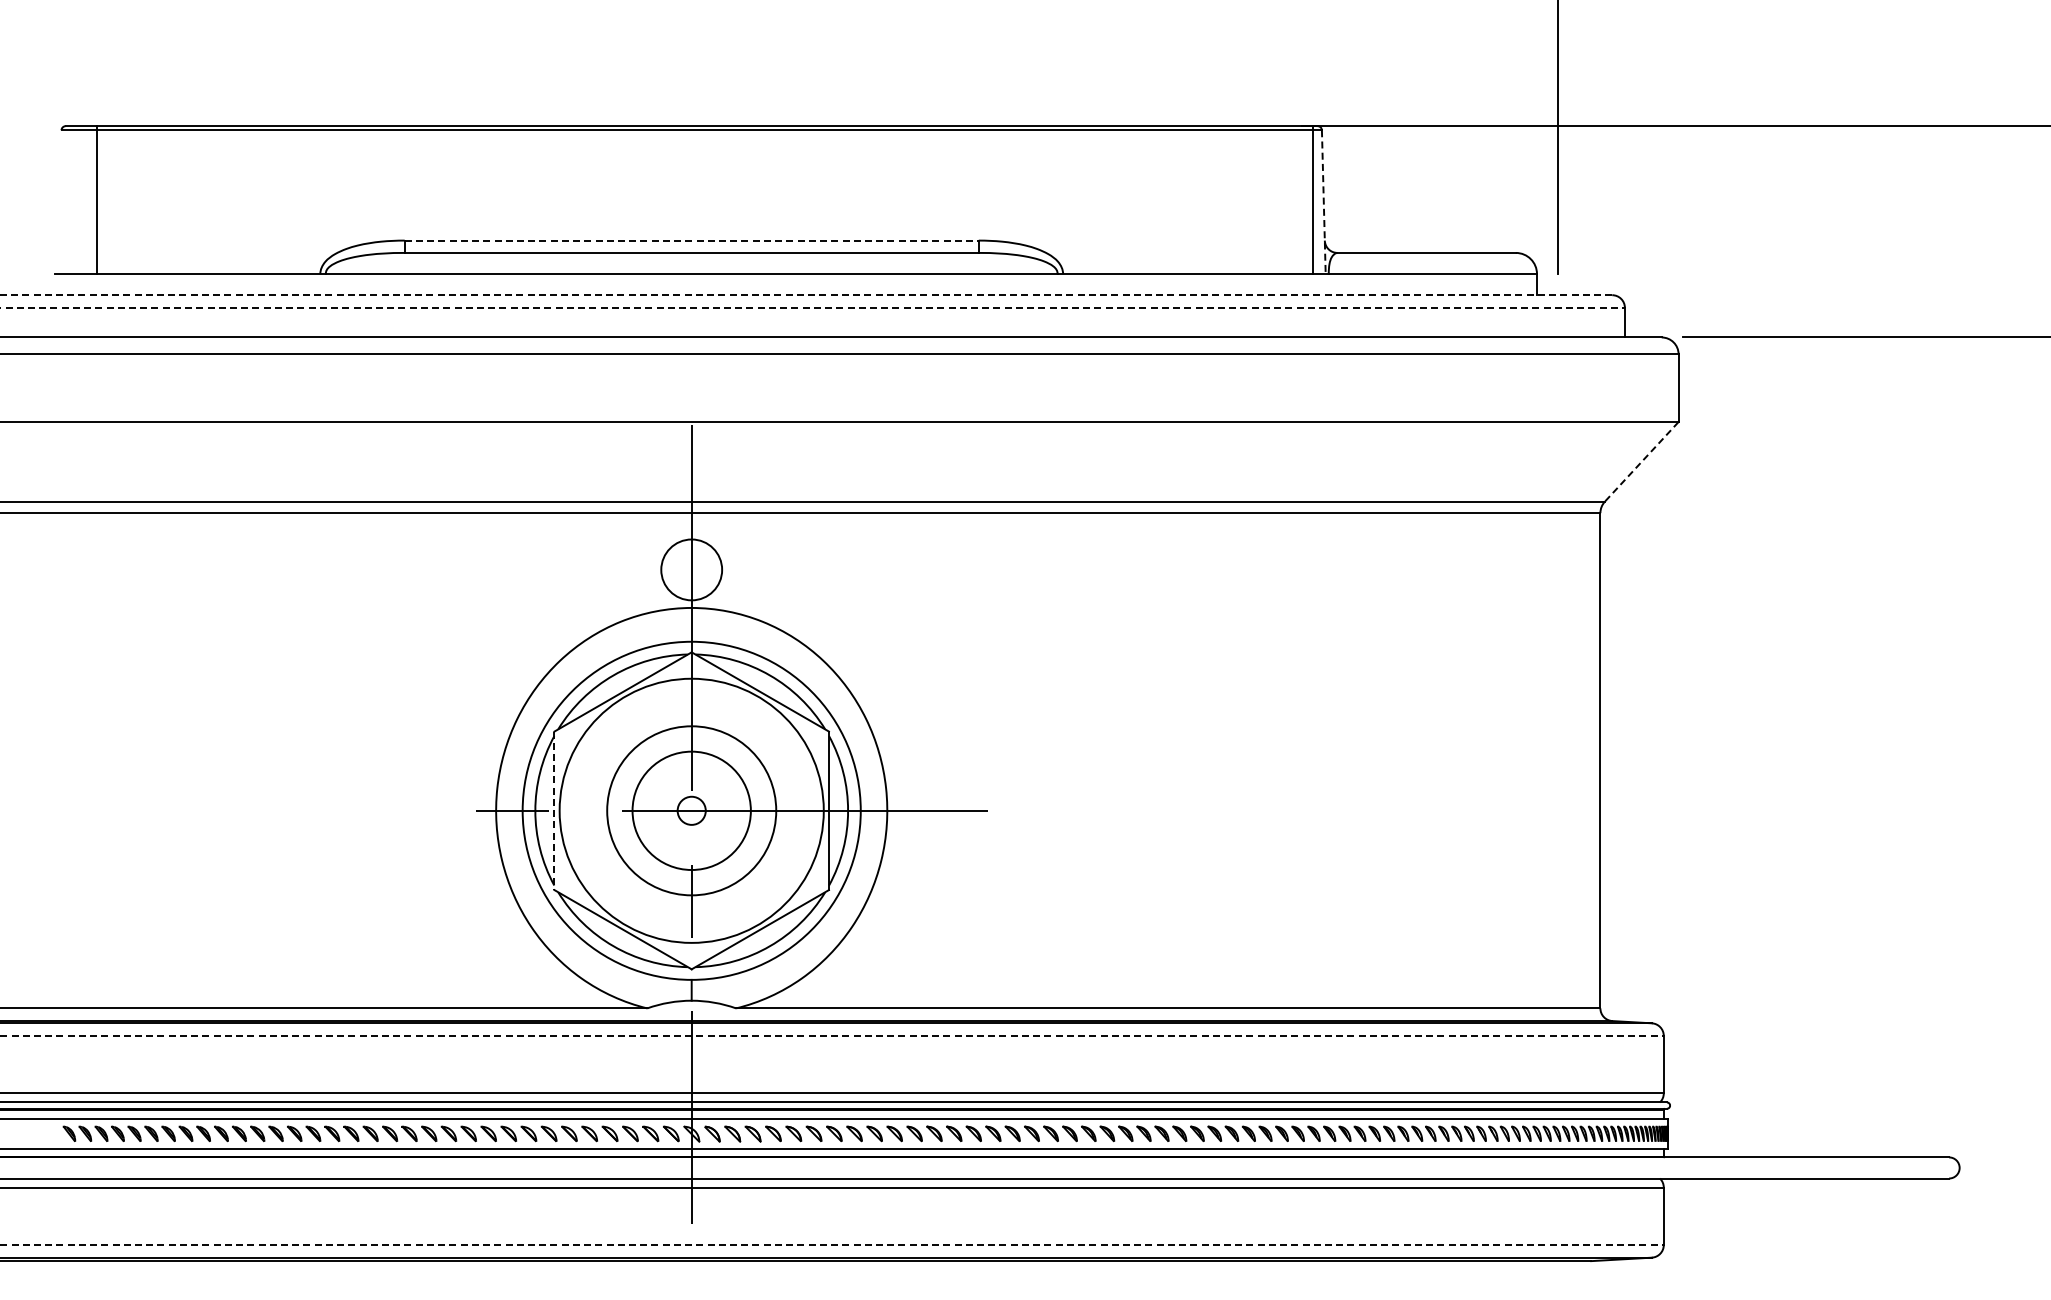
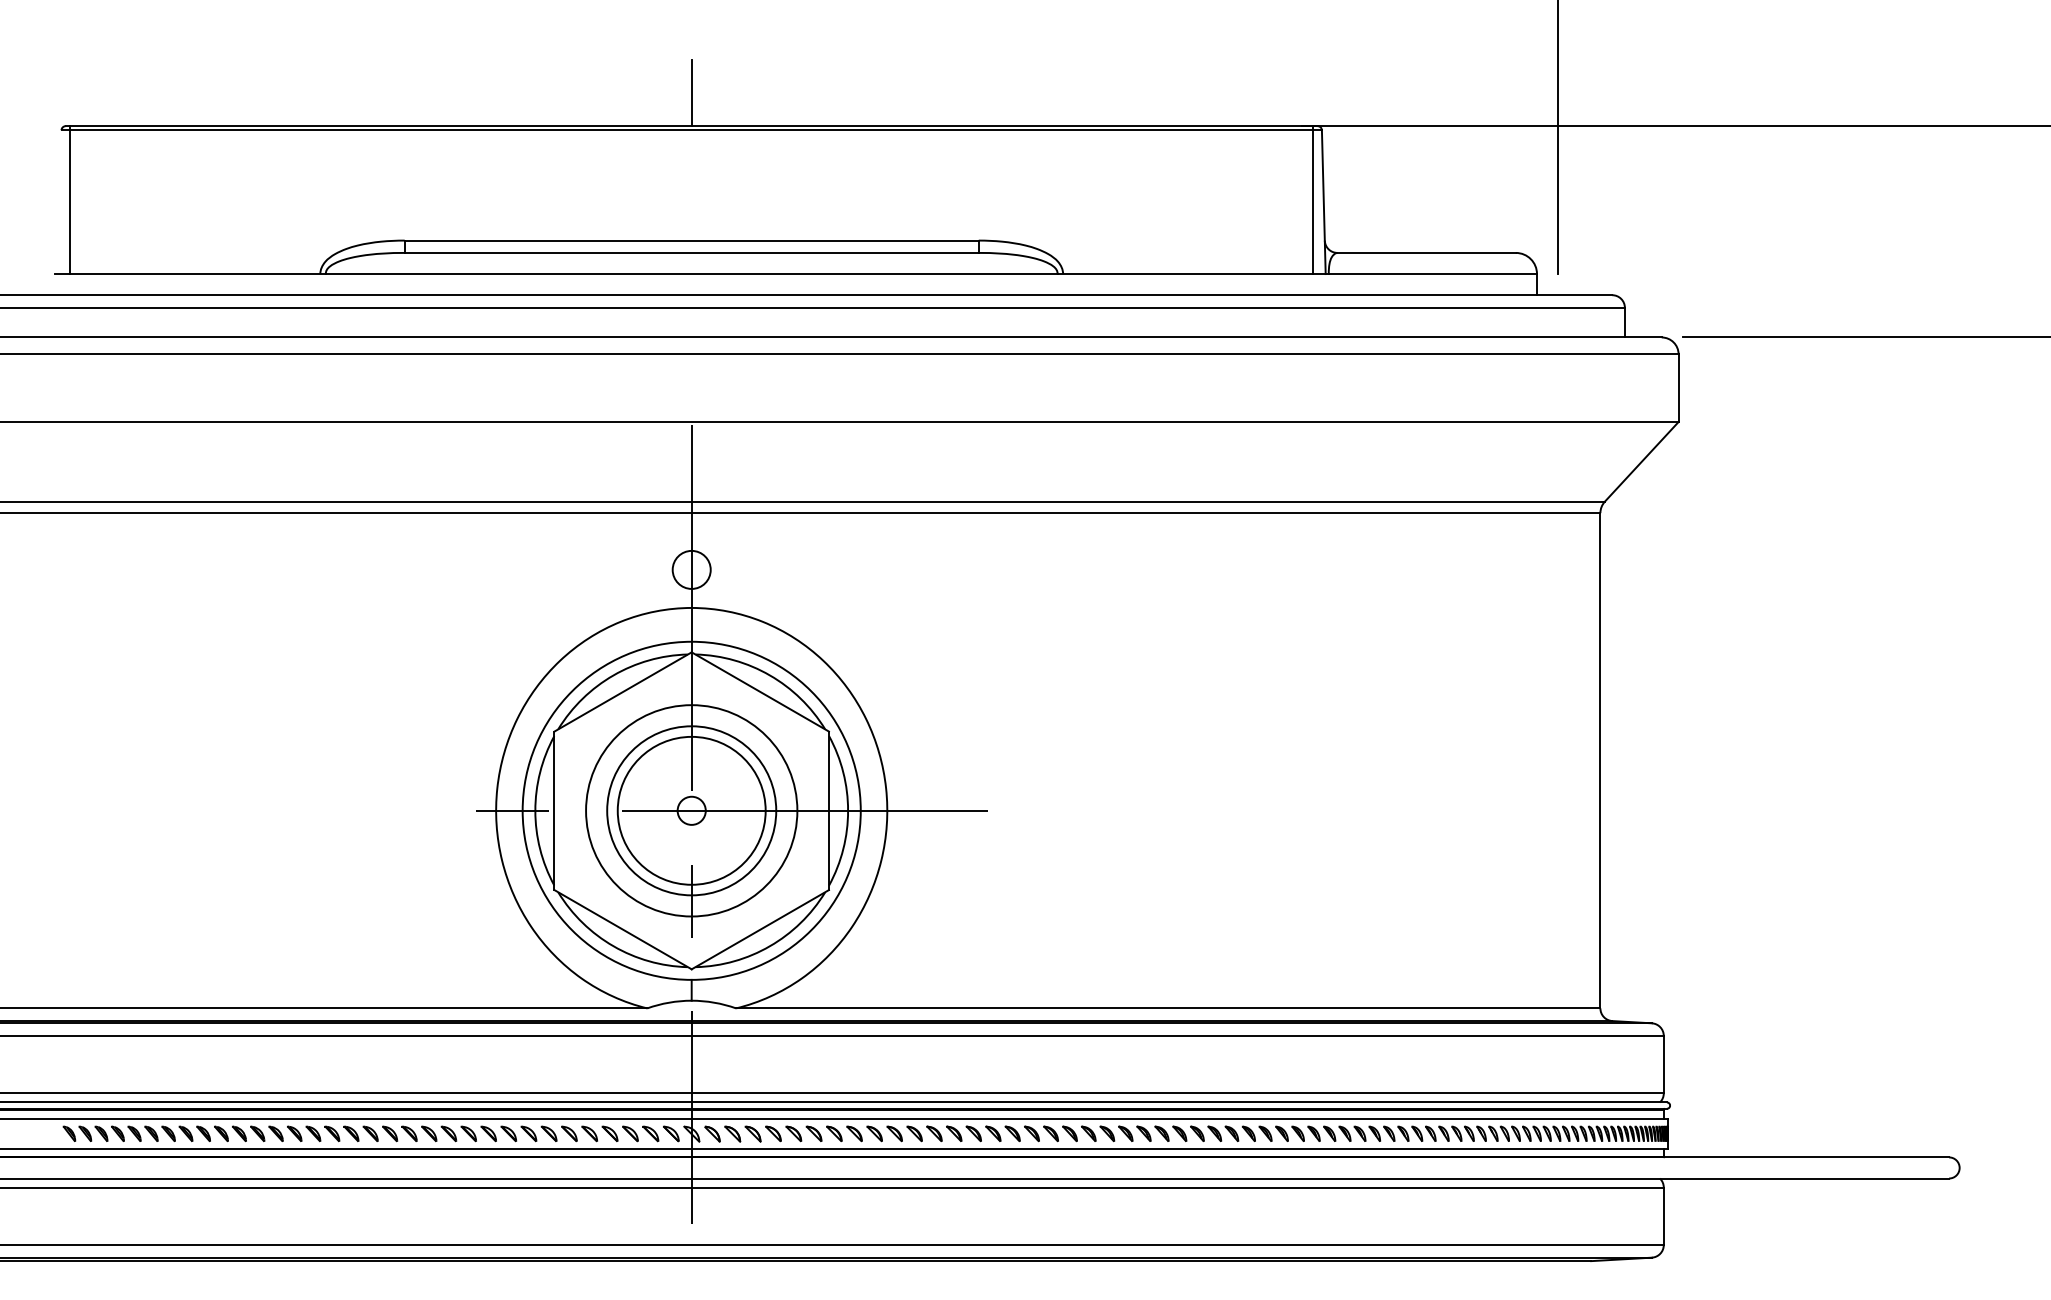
line: none -> present (691, 92)
line position: (97, 200) -> (70, 200) (70, 200)
line: dashed -> solid (1323, 202)
line: dashed -> solid (692, 240)
line: dashed -> solid (805, 295)
line: dashed -> solid (813, 307)
line: dashed -> solid (1641, 462)
circle diameter: 61 px -> 38 px (691, 569)
circle diameter: 118 px -> 148 px (691, 810)
circle diameter: 264 px -> 211 px (691, 810)
line: dashed -> solid (554, 811)
line: dashed -> solid (832, 1035)
line: dashed -> solid (832, 1245)
